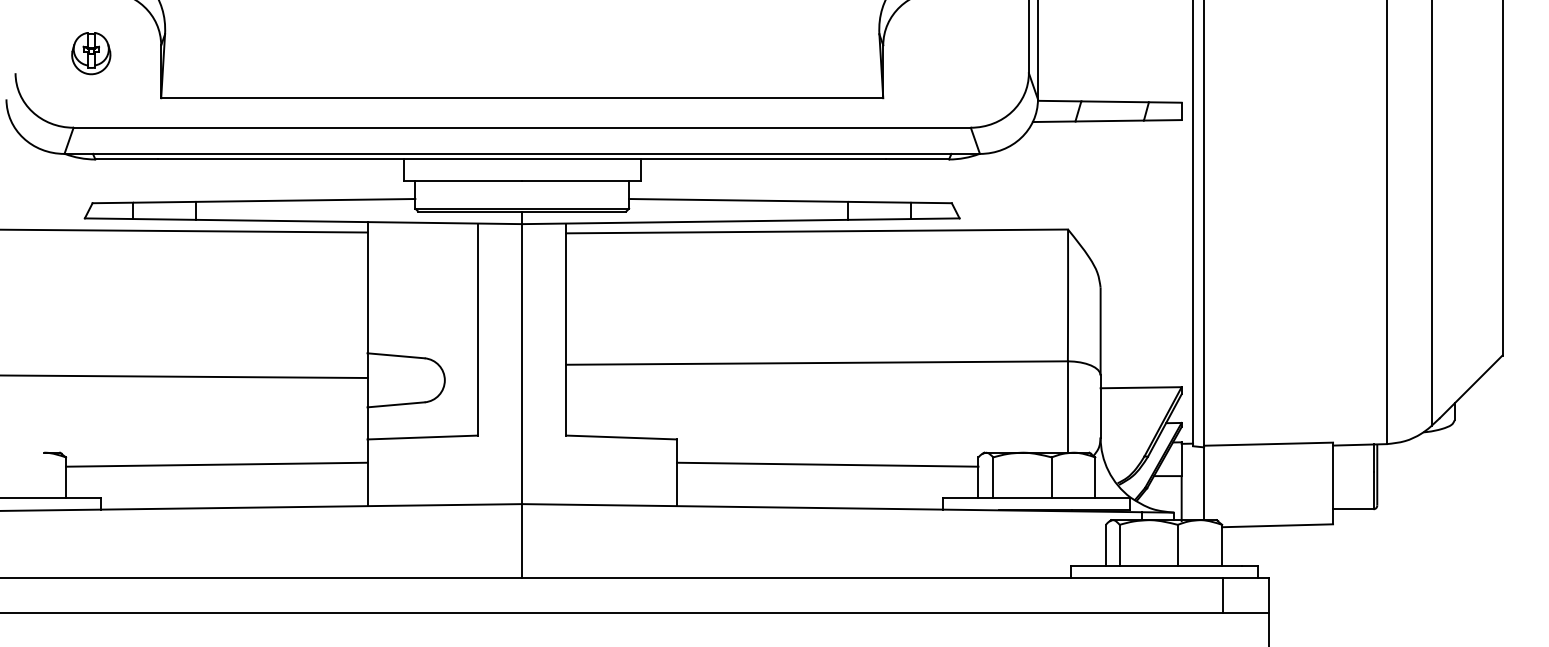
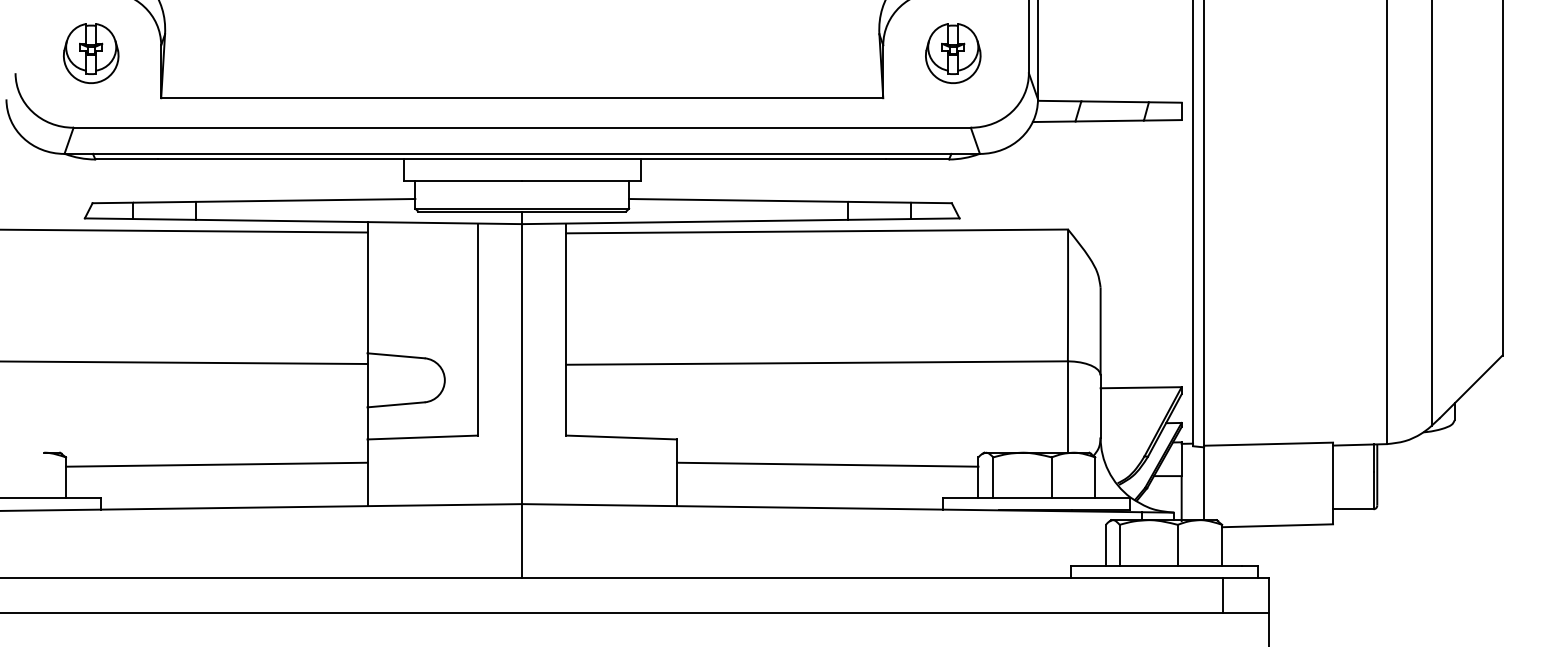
part size: 41x44 px -> 57x61 px (91, 53)
part: none -> present (953, 53)
line position: (184, 376) -> (184, 362) (184, 362)
